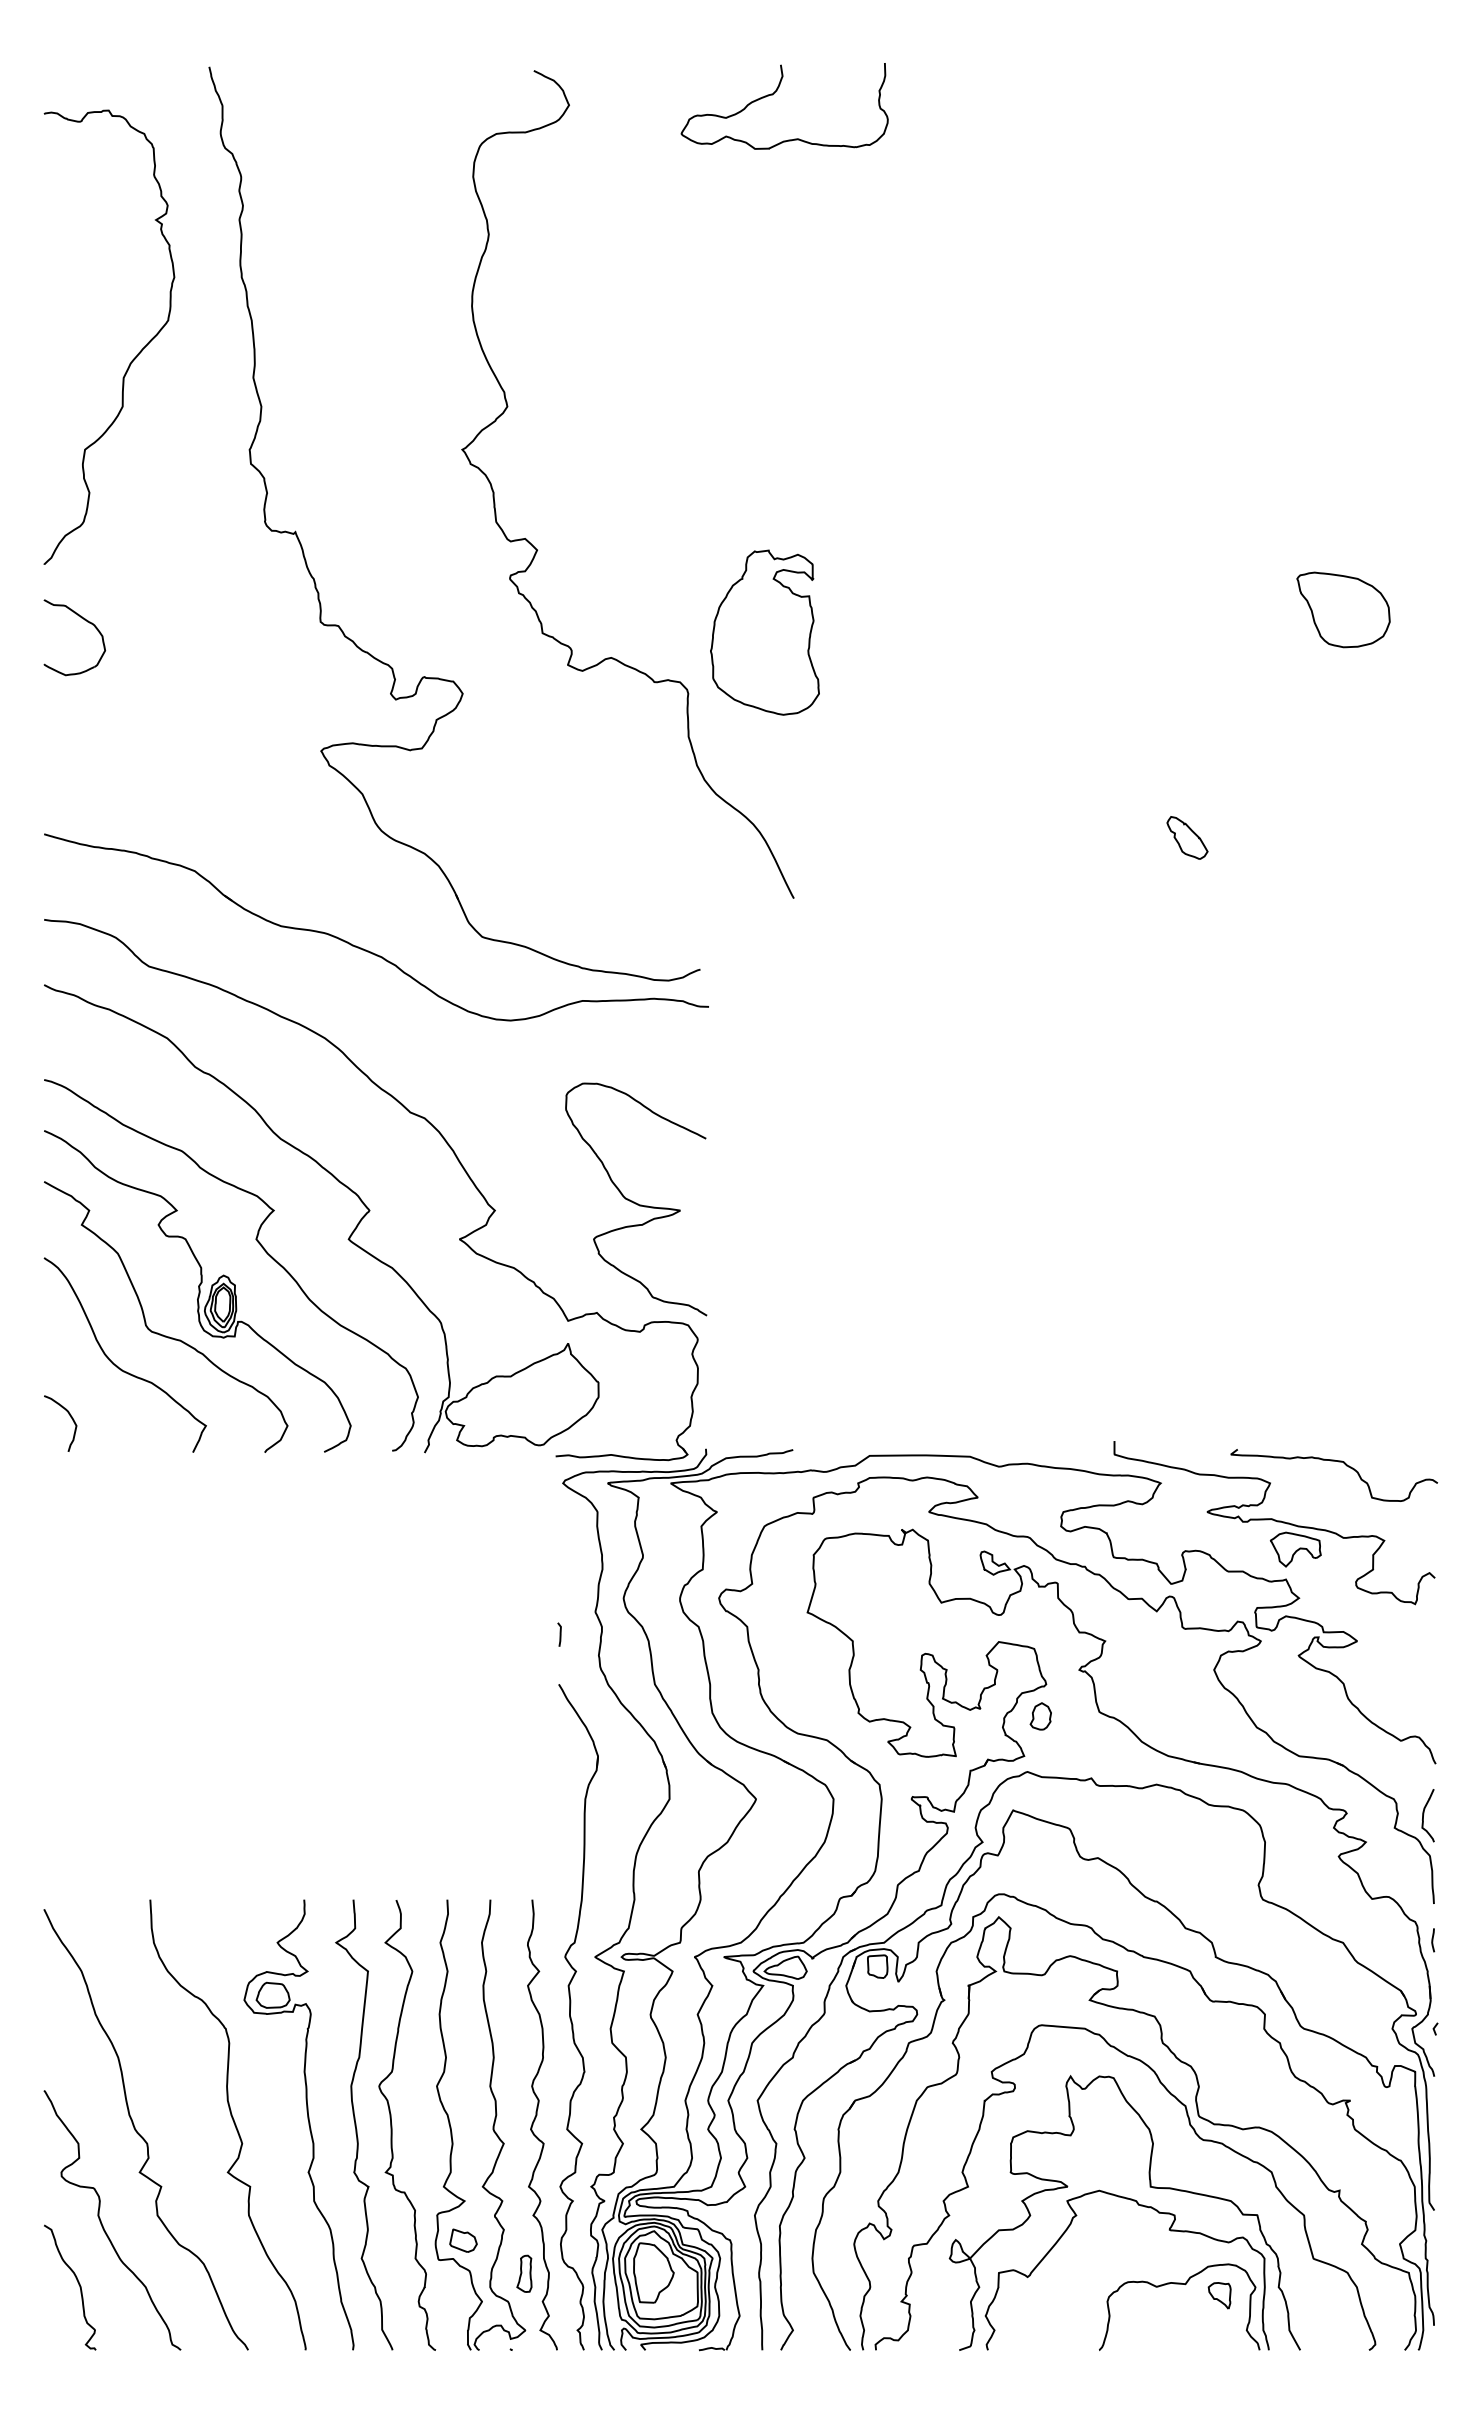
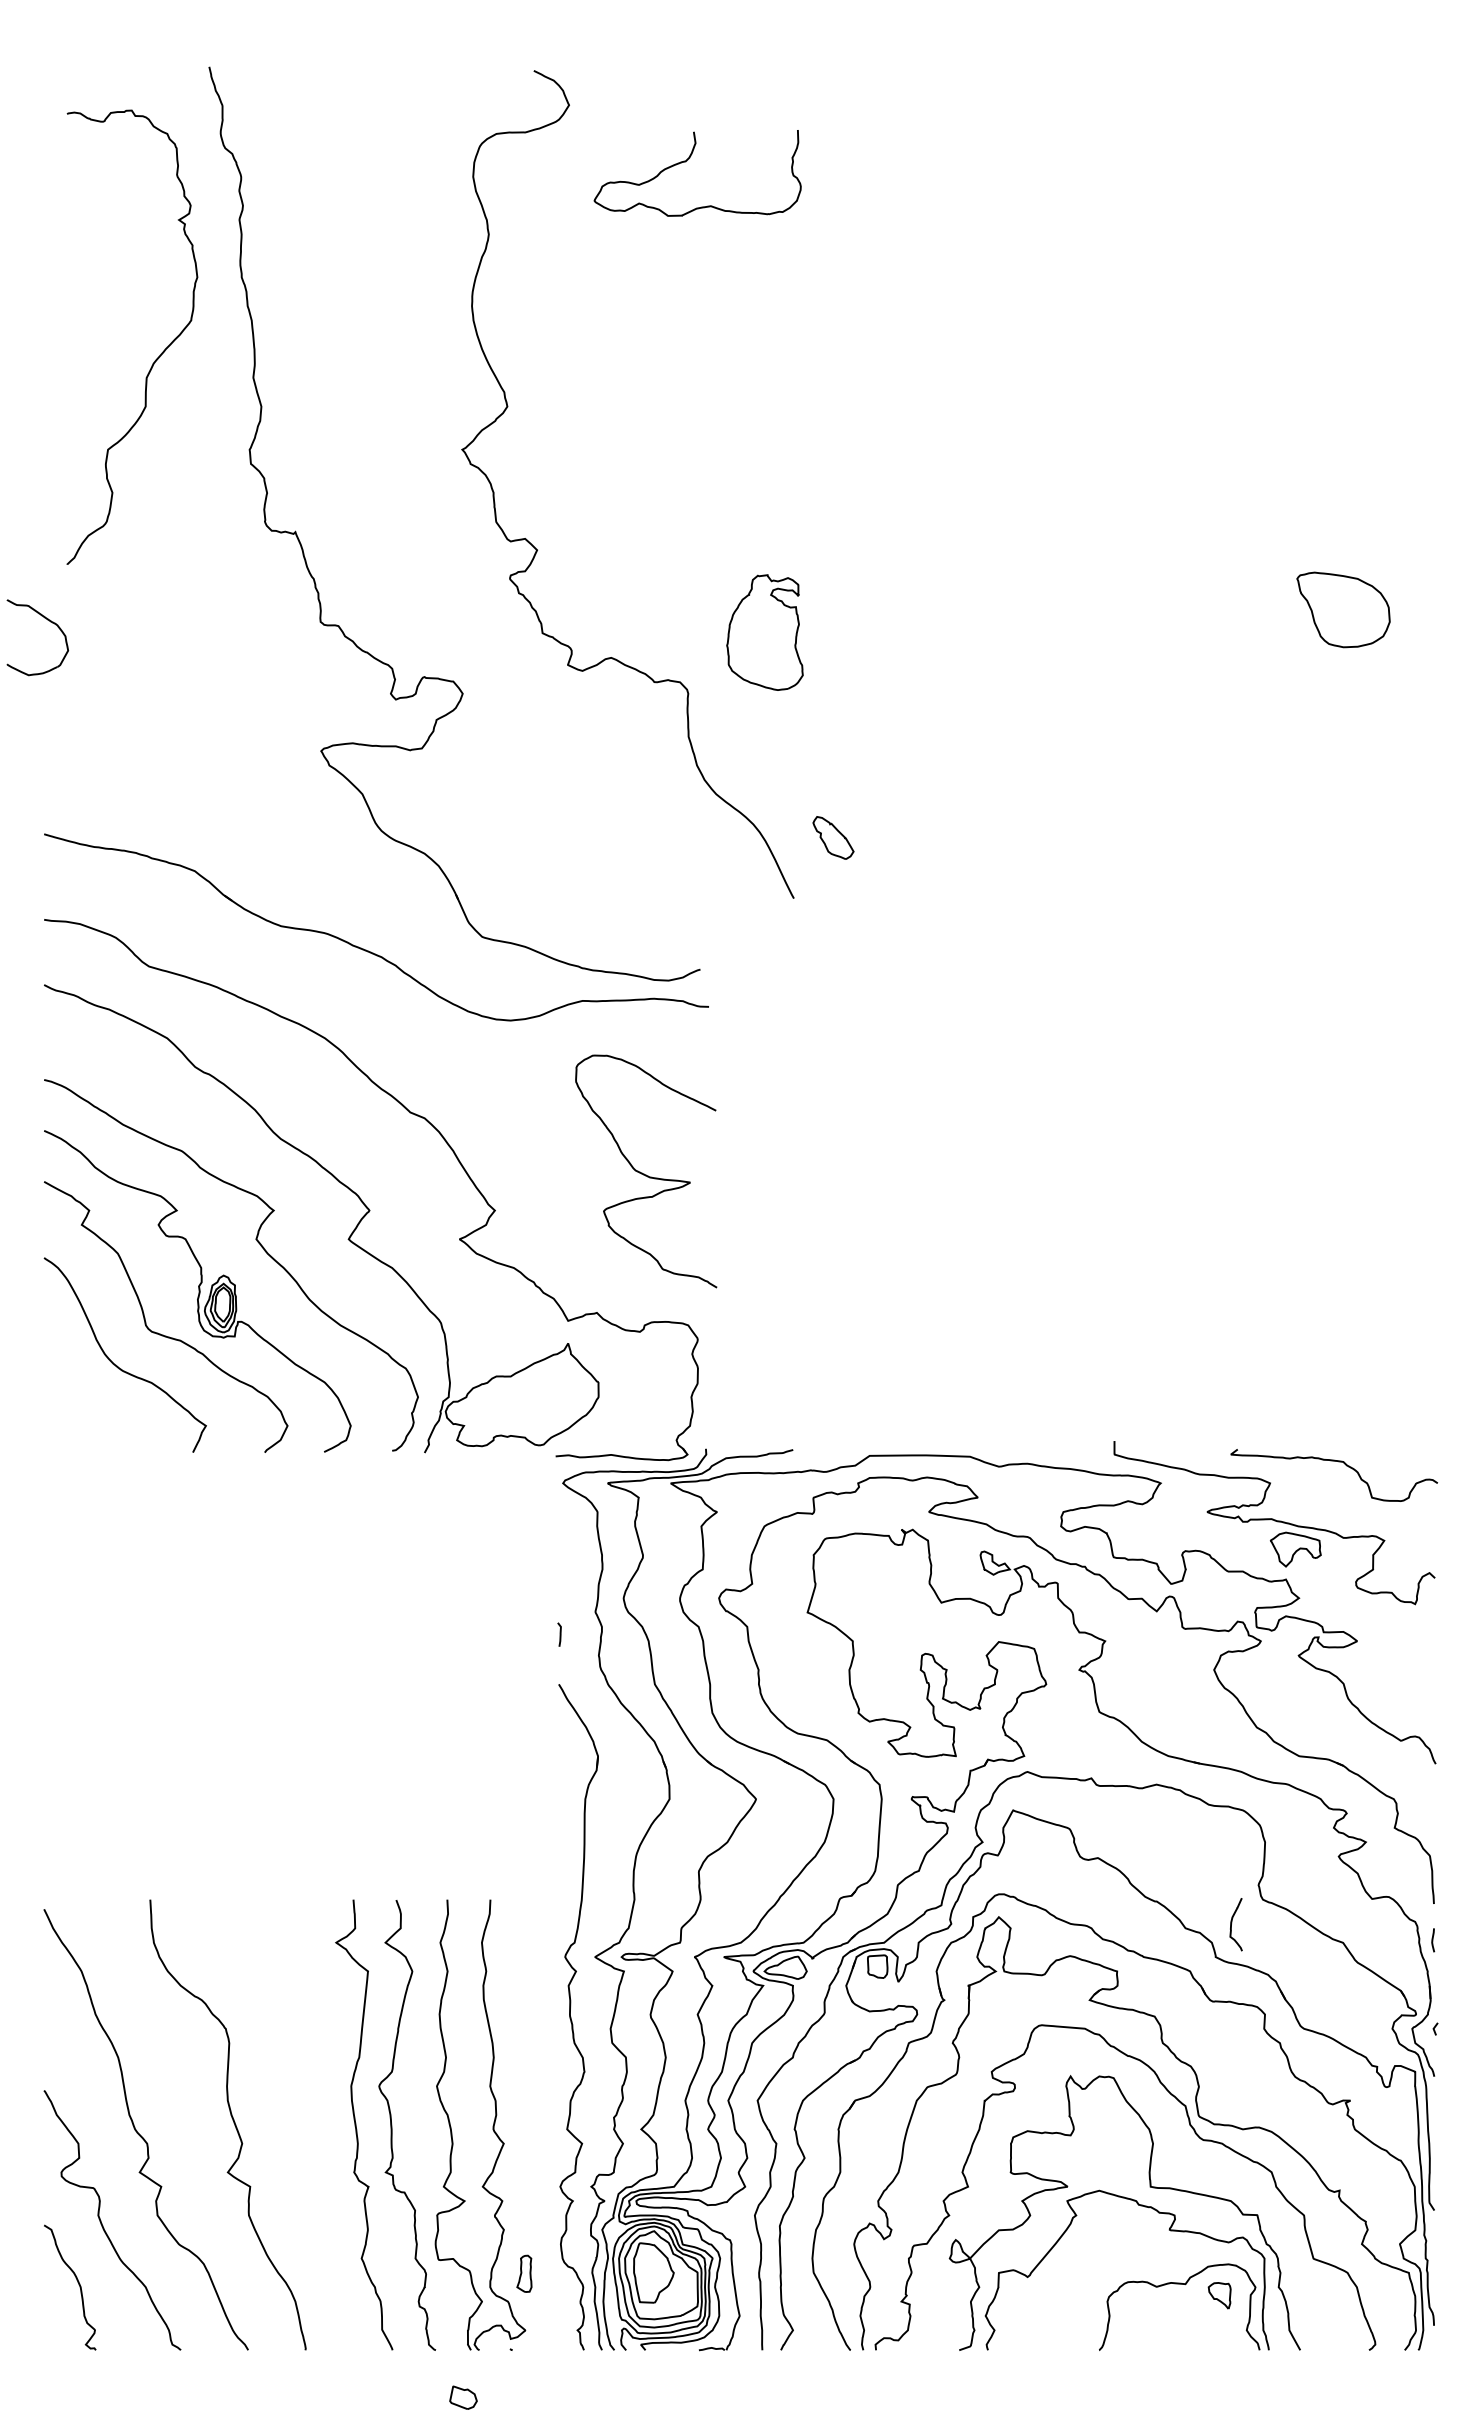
curve position: (773, 94) -> (686, 161) (686, 161)
curve position: (132, 359) -> (155, 359) (155, 359)
part position: (84, 620) -> (47, 620) (47, 620)
part size: 110x167 px -> 78x117 px (764, 632)
part position: (1187, 837) -> (833, 837) (833, 837)
curve position: (634, 1201) -> (644, 1173) (644, 1173)
curve: present -> none (70, 1417)
part: present -> none (1040, 1716)
curve position: (1424, 1814) -> (1232, 1923) (1232, 1923)
curve: present -> none (535, 2120)
part: present -> none (308, 2124)
part position: (463, 2240) -> (463, 2397) (463, 2397)
